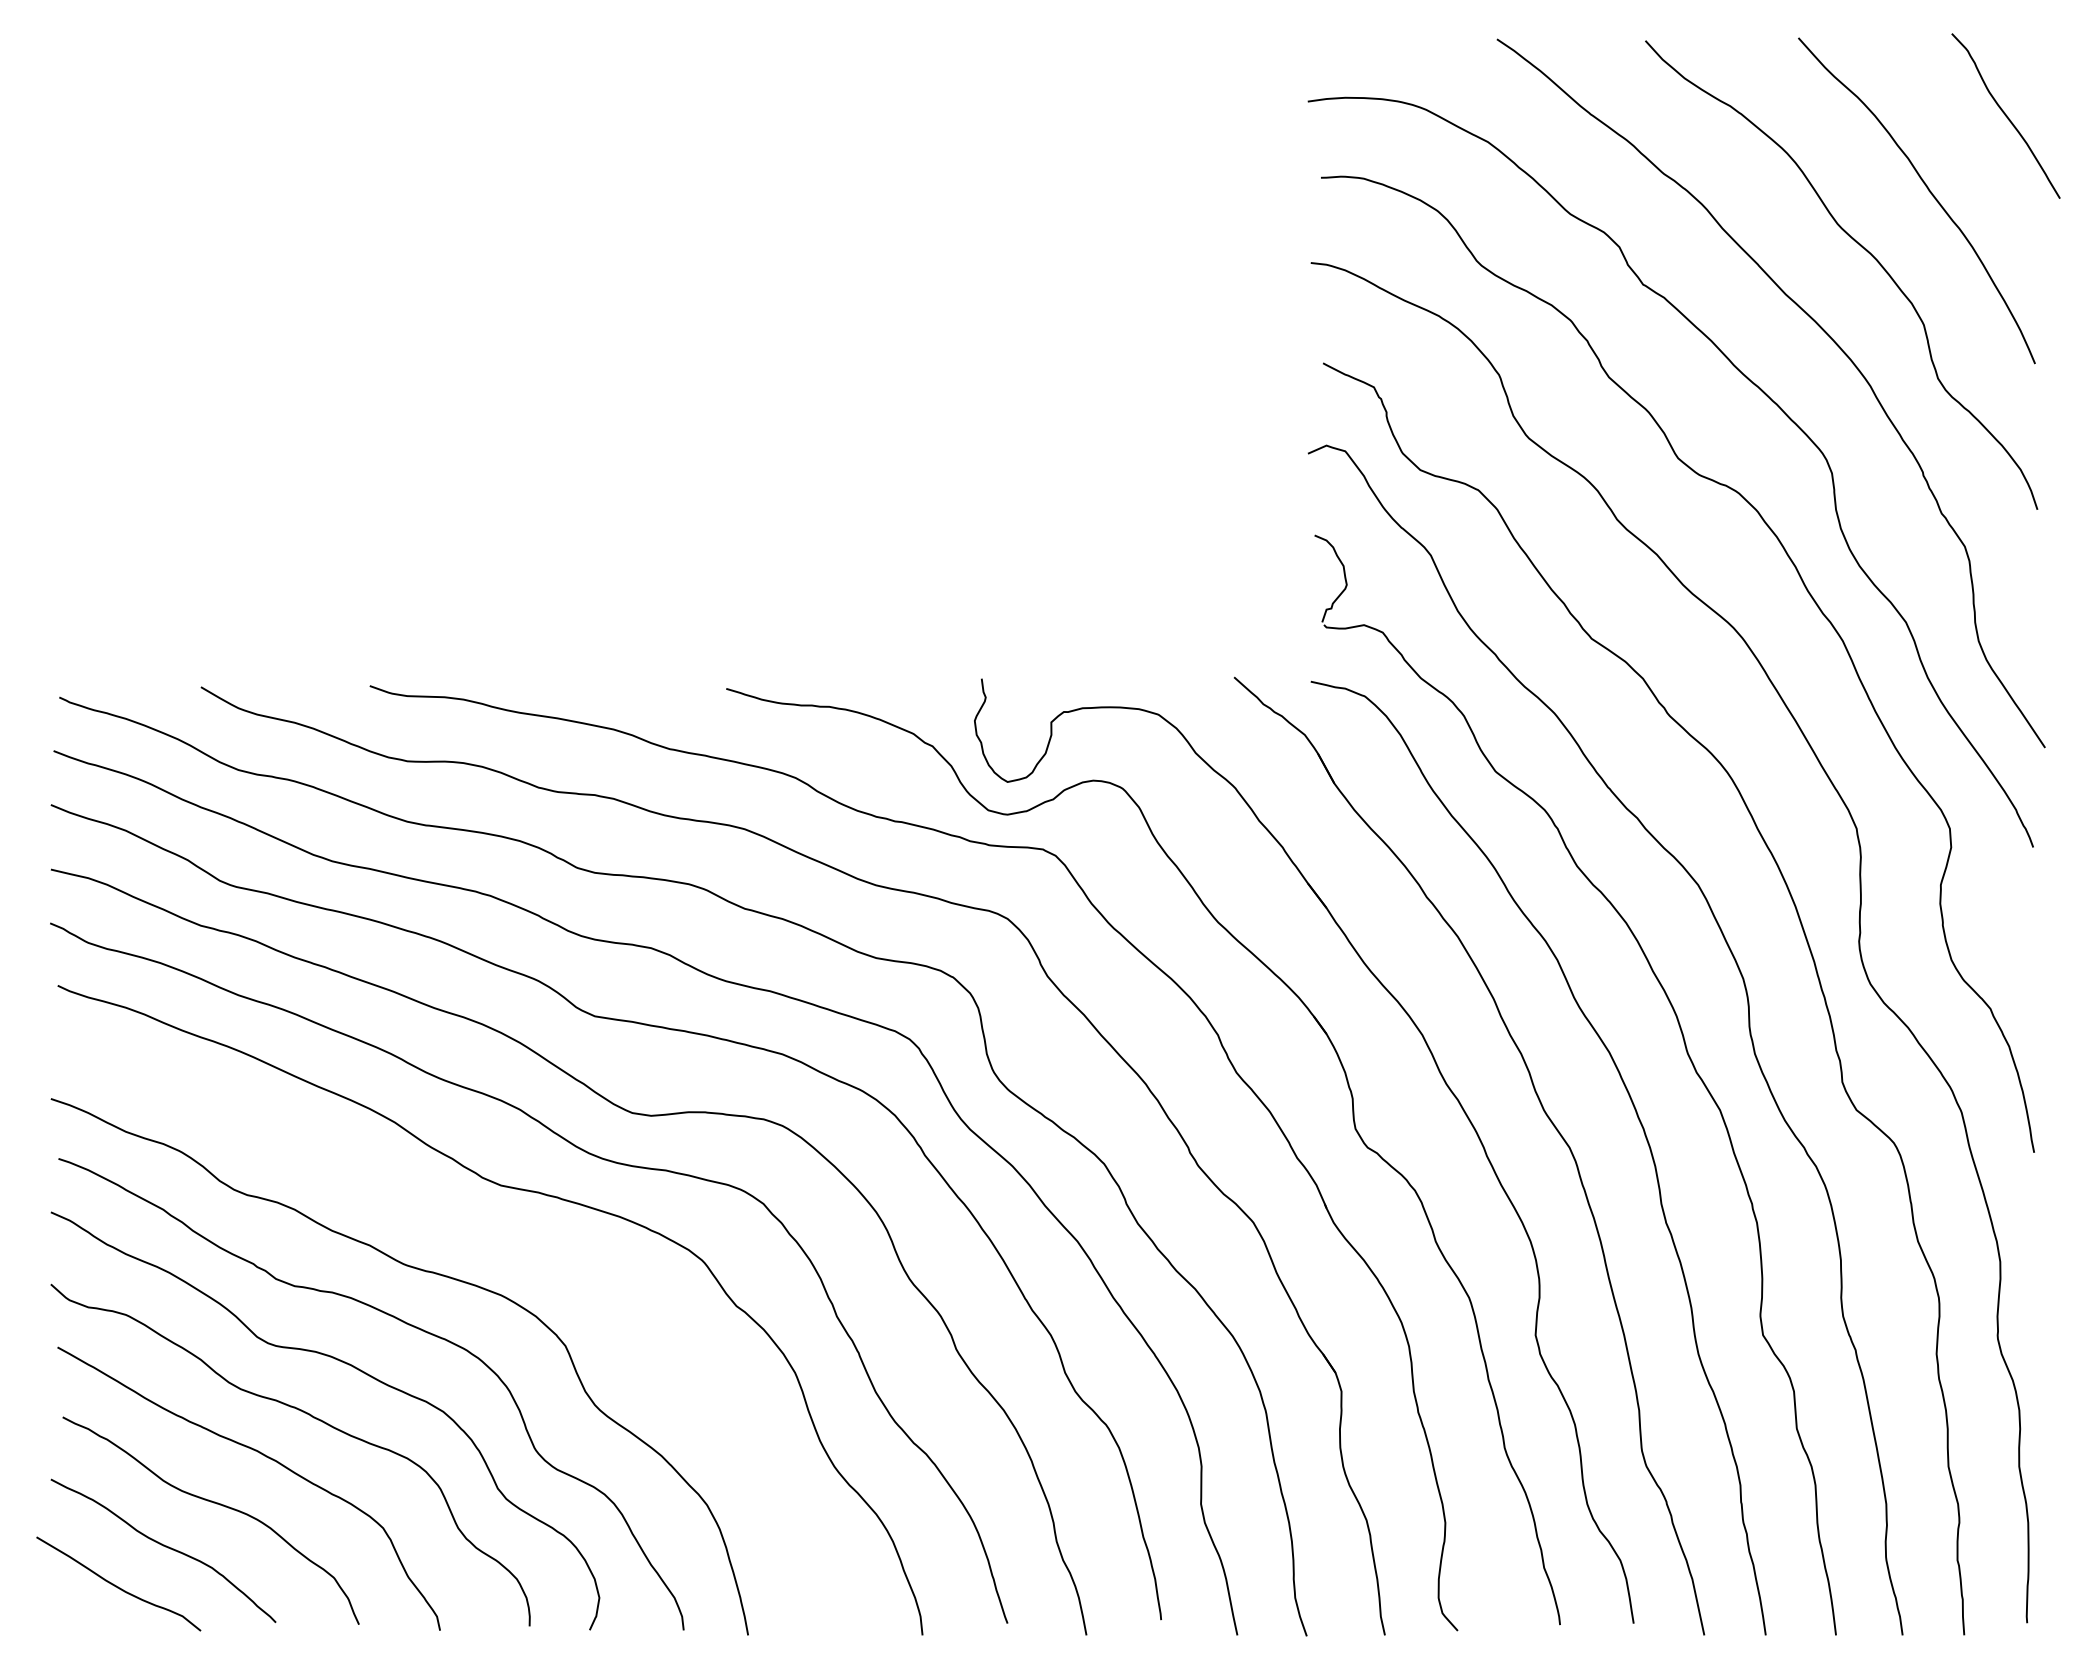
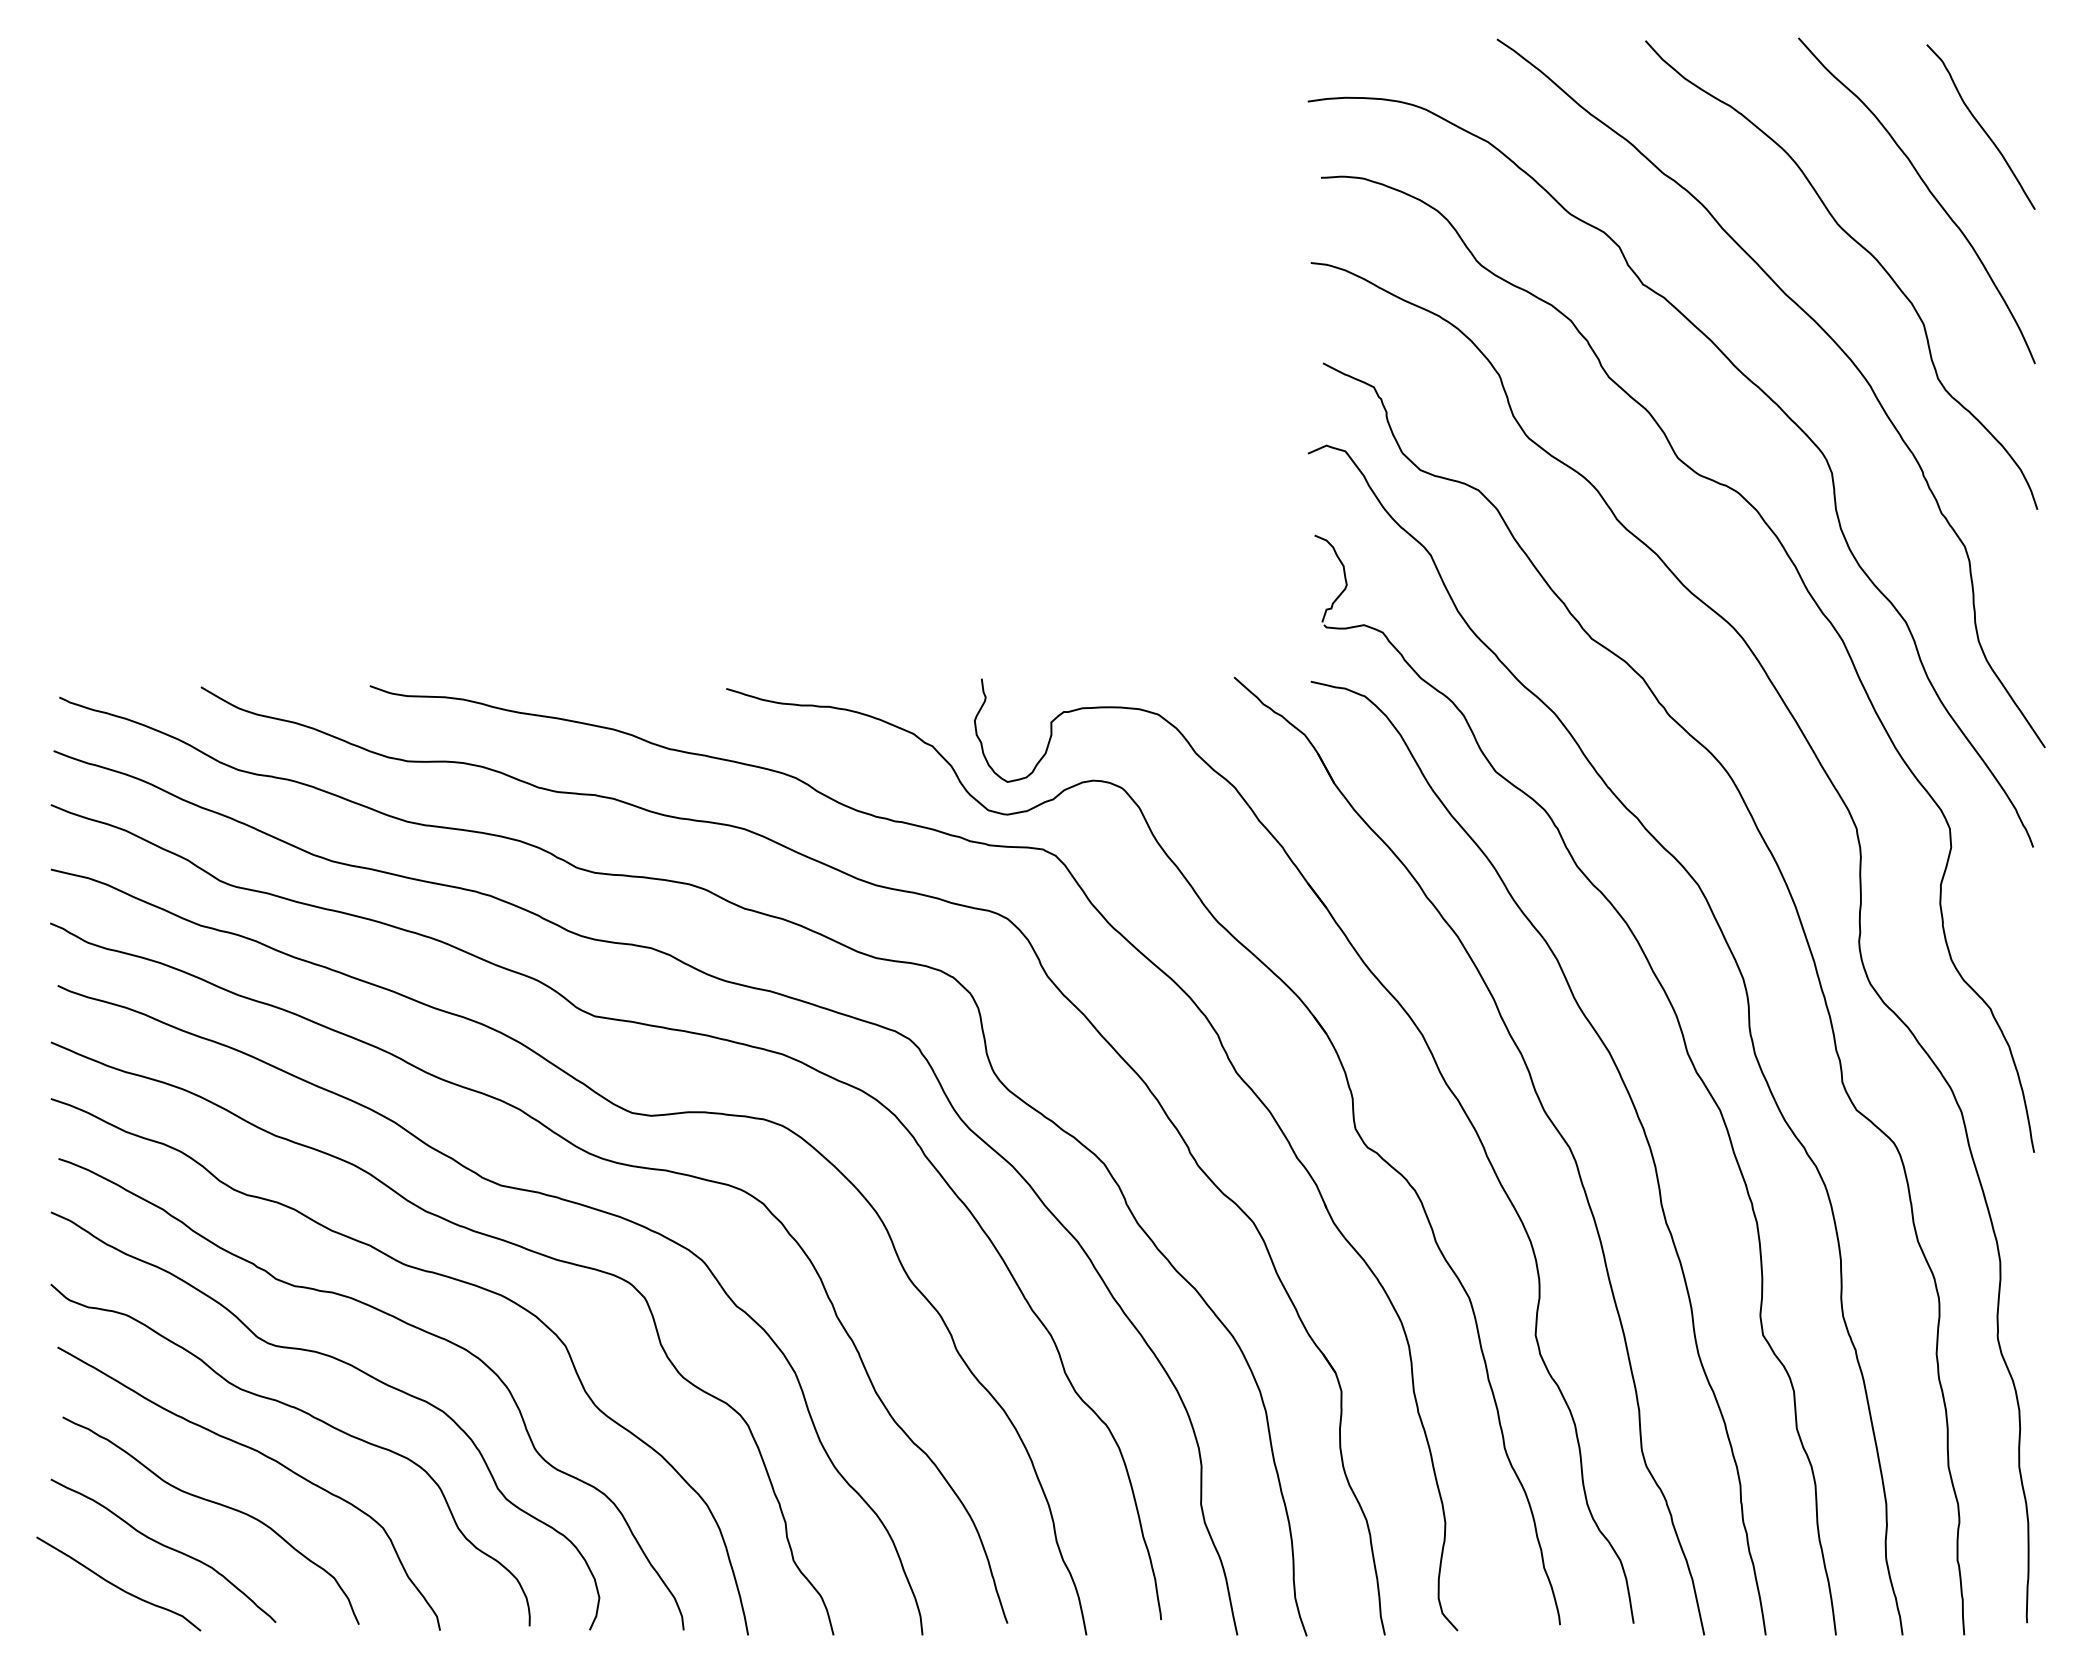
curve position: (2005, 115) -> (1980, 126) (1980, 126)
curve: none -> present (477, 1233)
